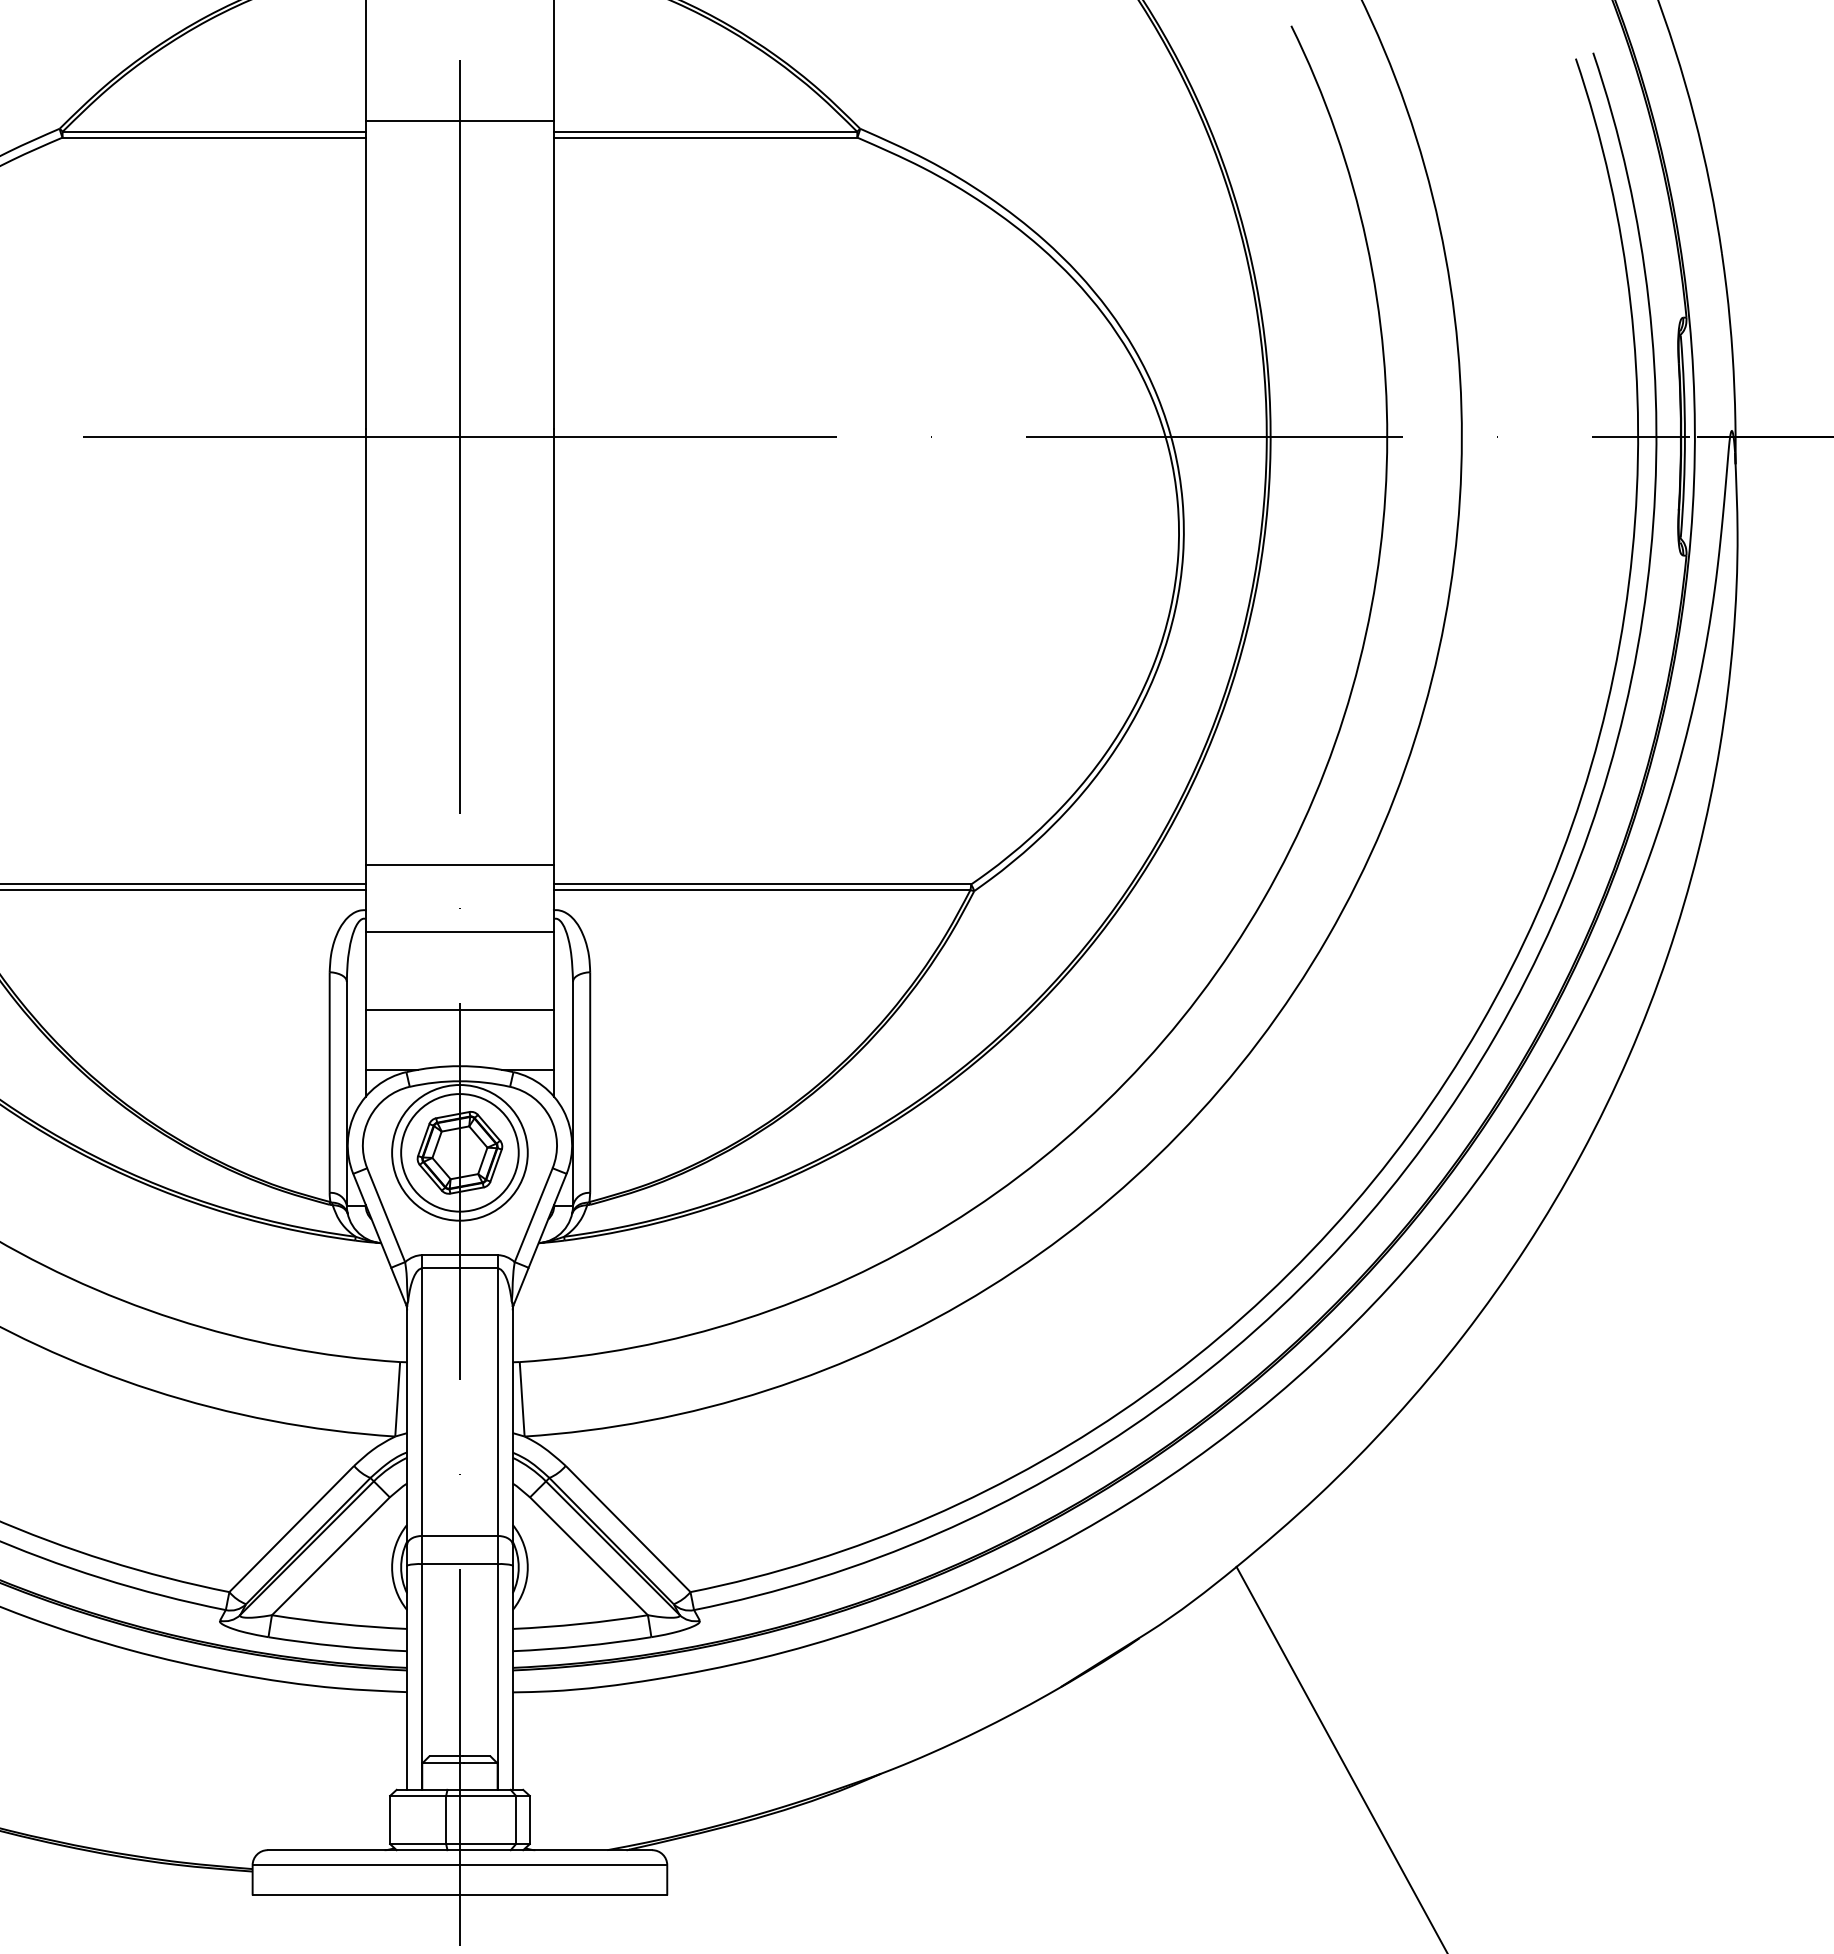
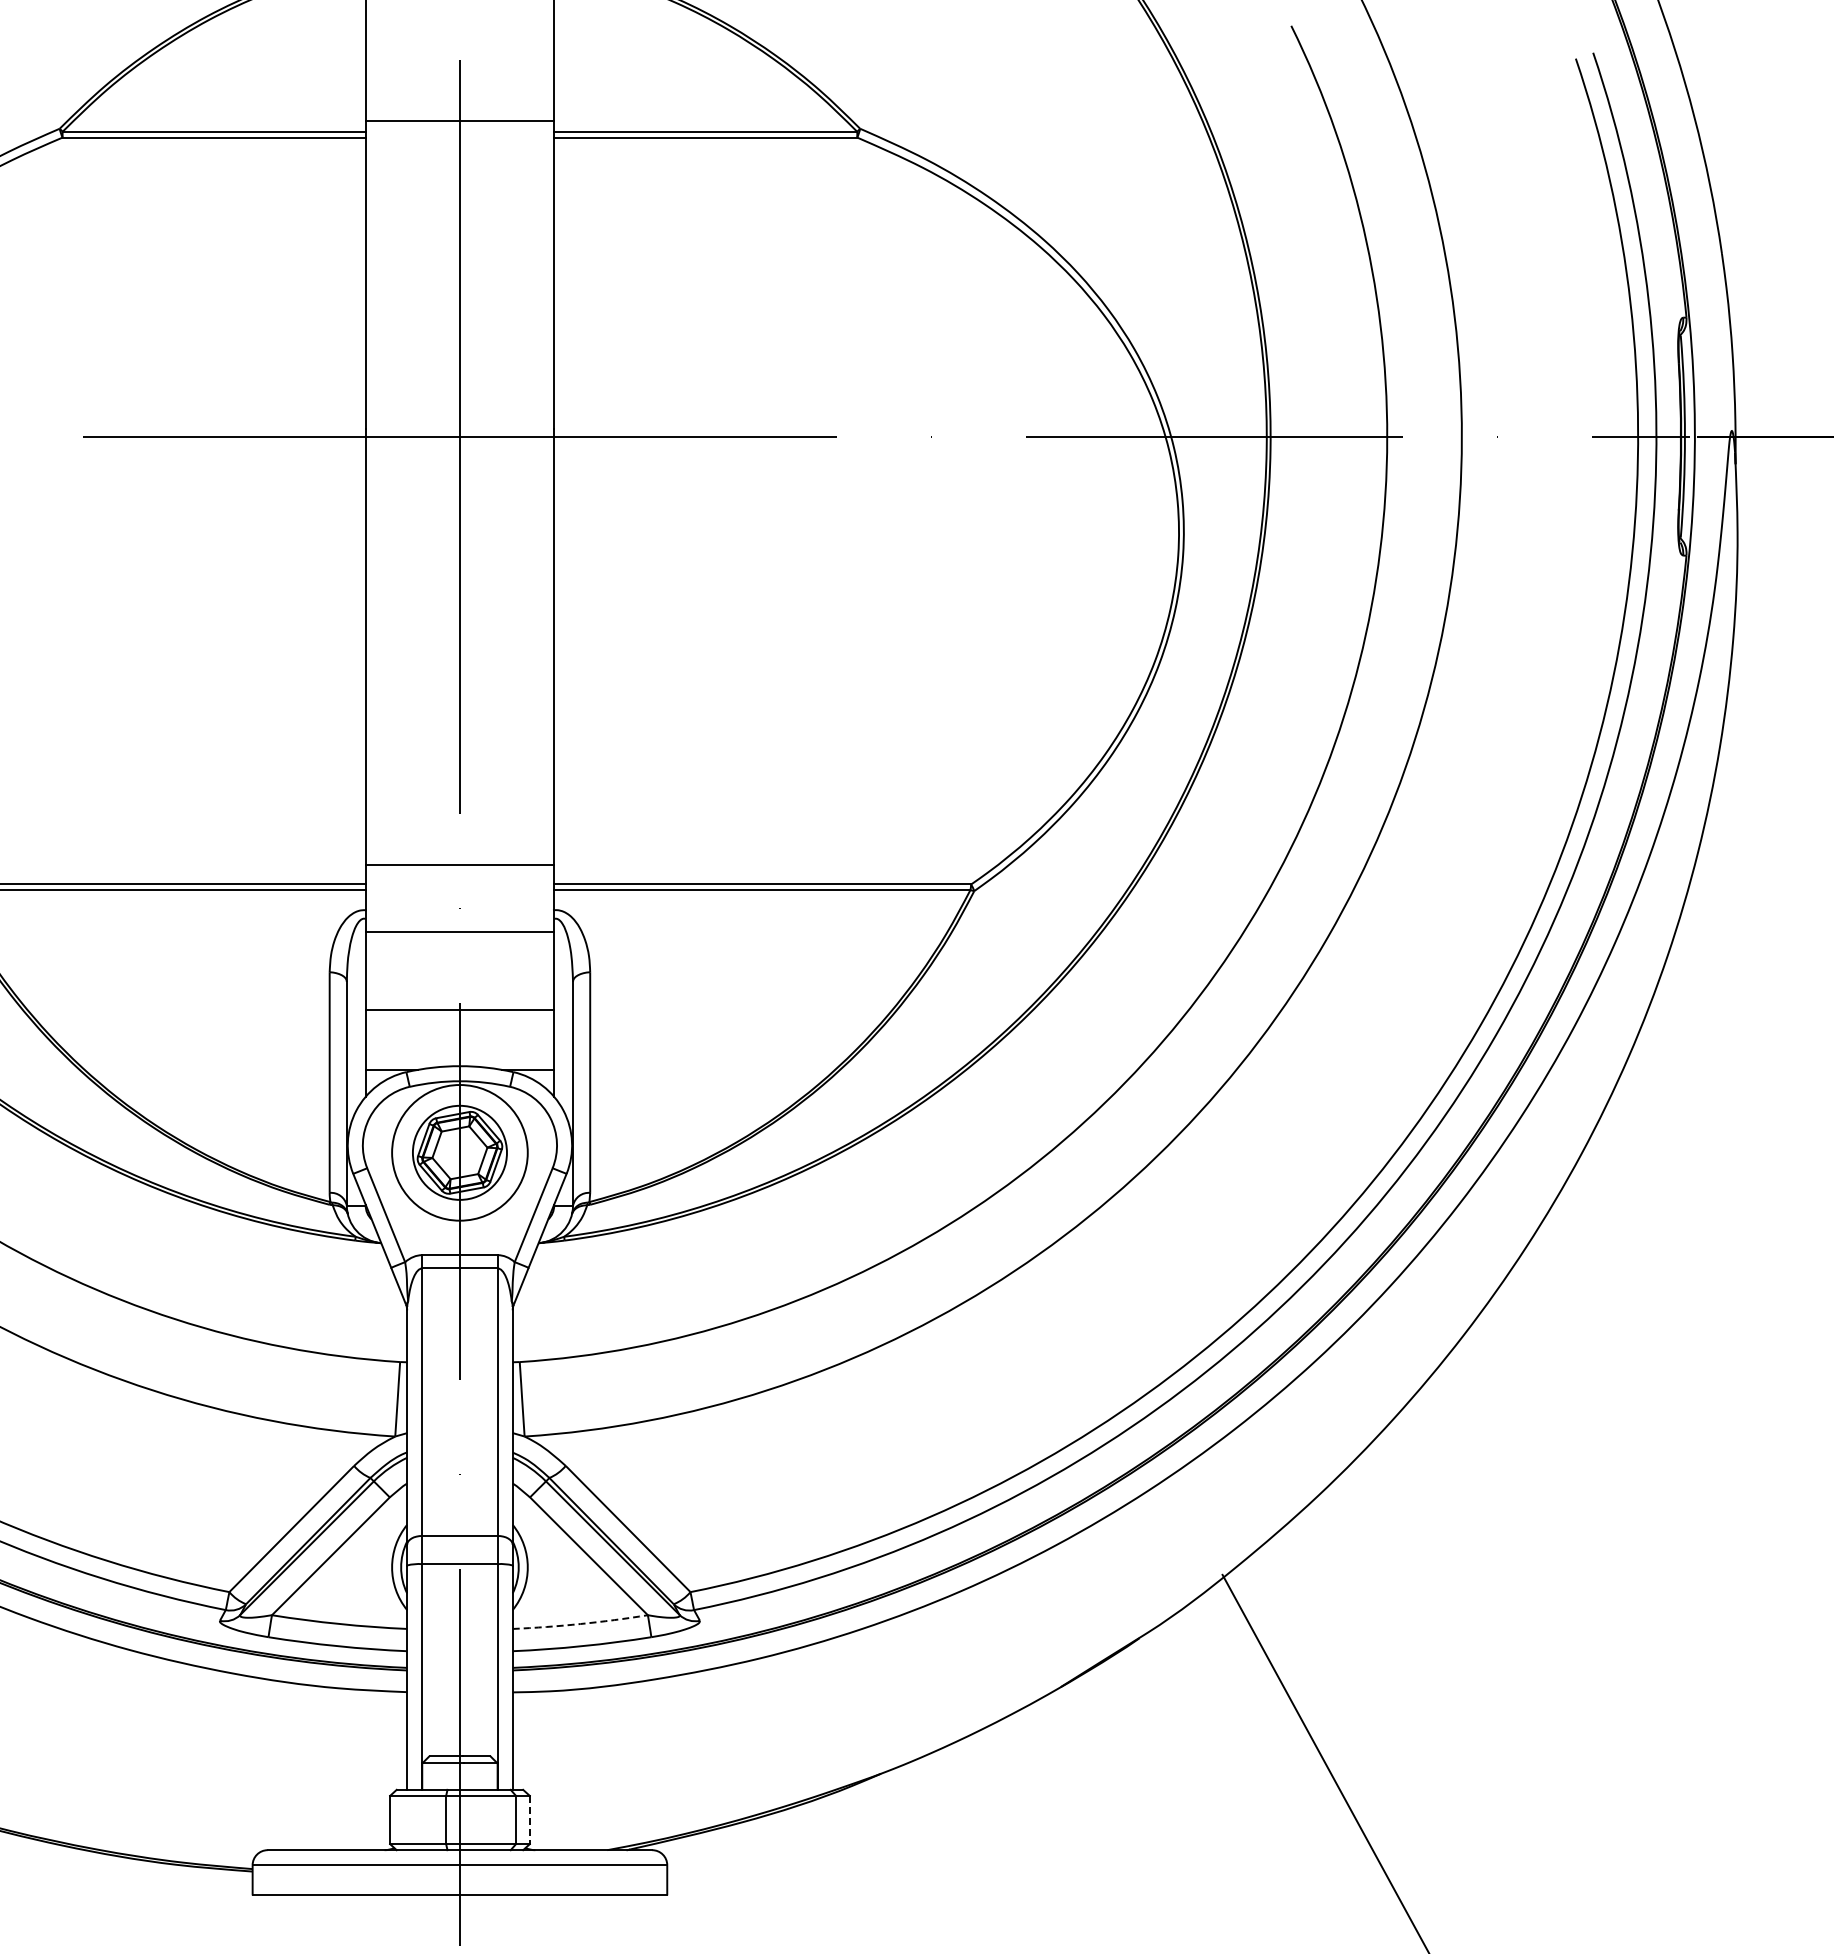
circle diameter: 118 px -> 94 px (459, 1152)
arc: solid -> dashed (580, 1624)
line position: (1340, 1758) -> (1324, 1762) (1324, 1762)
line: solid -> dashed (529, 1820)
